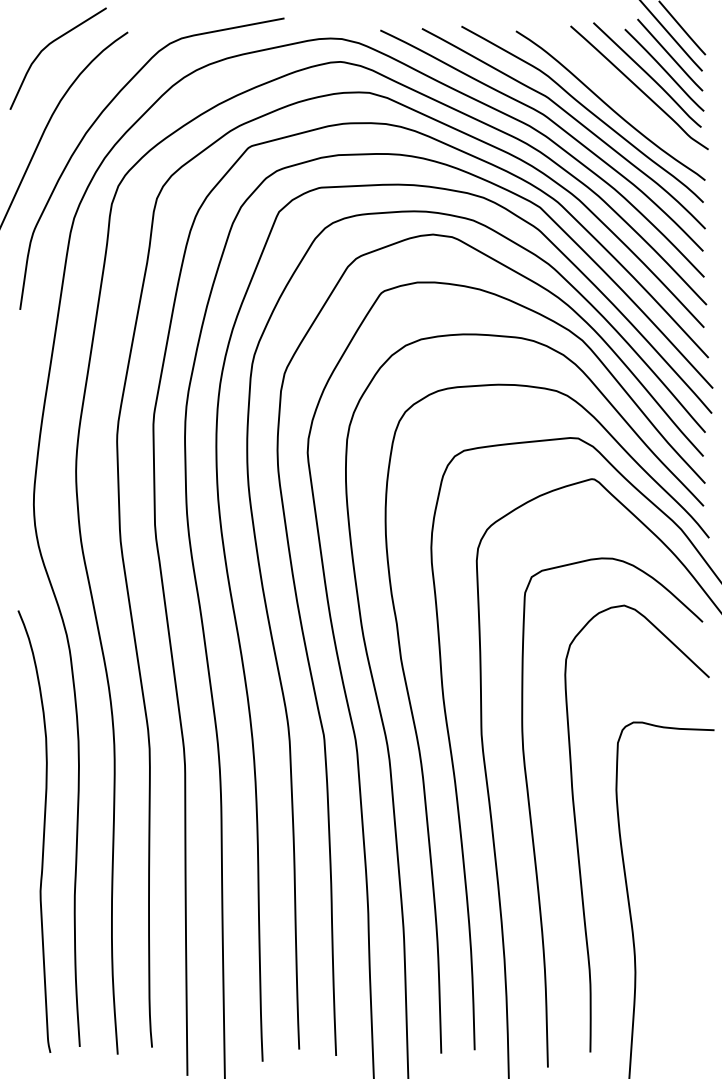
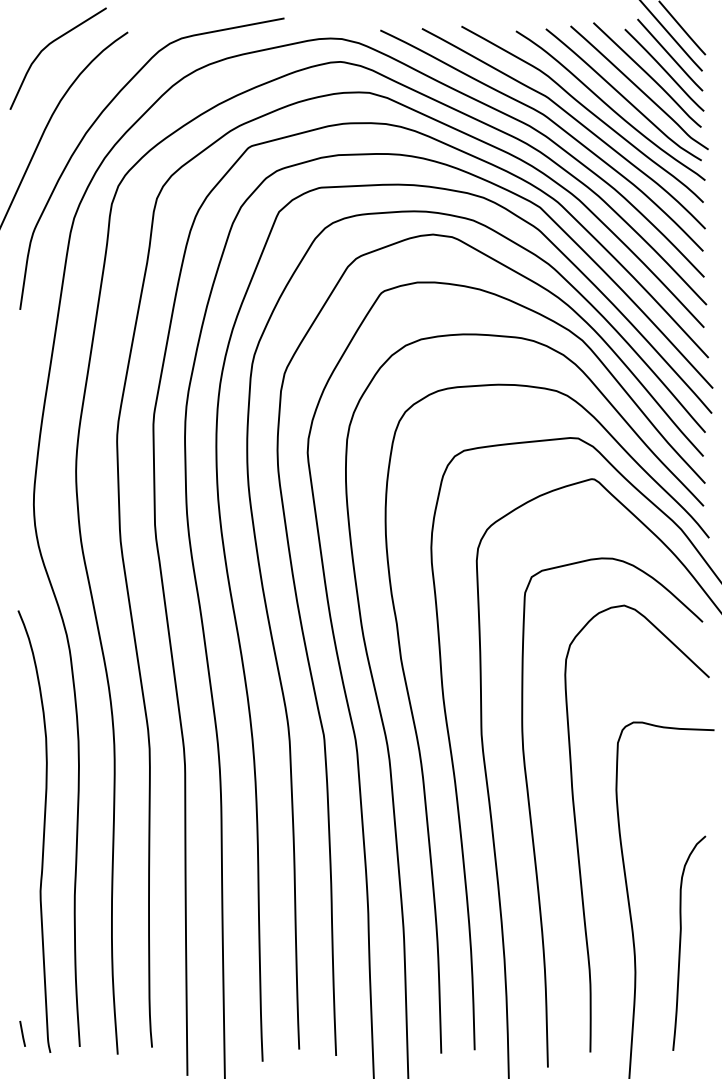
curve: none -> present (622, 94)
curve: none -> present (681, 942)
line: none -> present (22, 1033)
